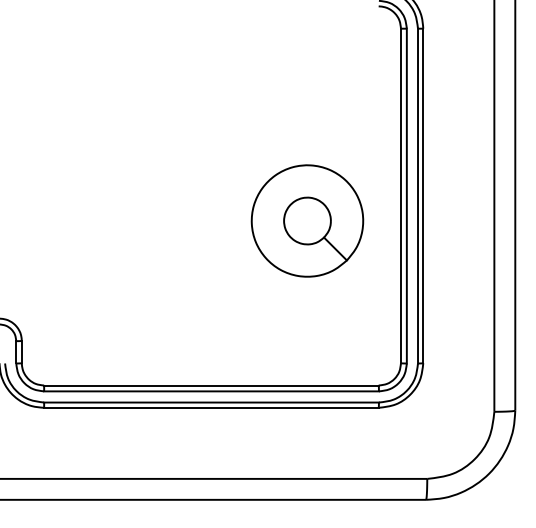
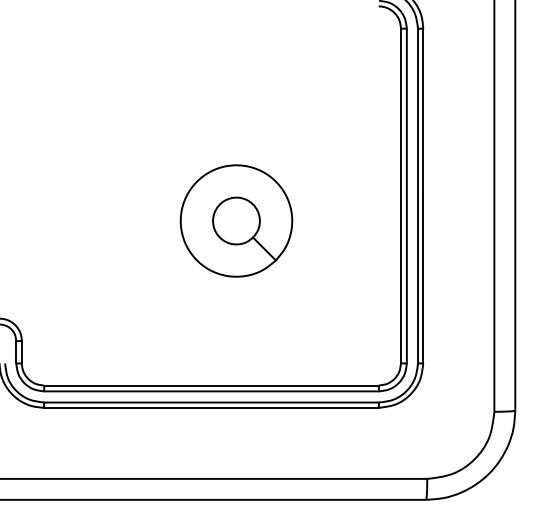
part position: (307, 220) -> (236, 220) (236, 220)
